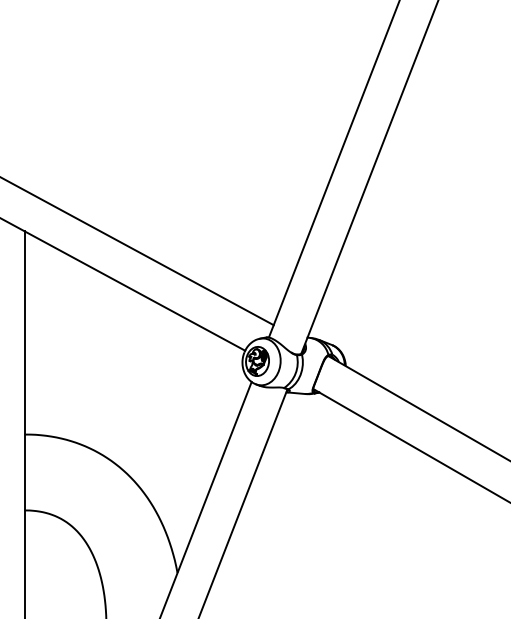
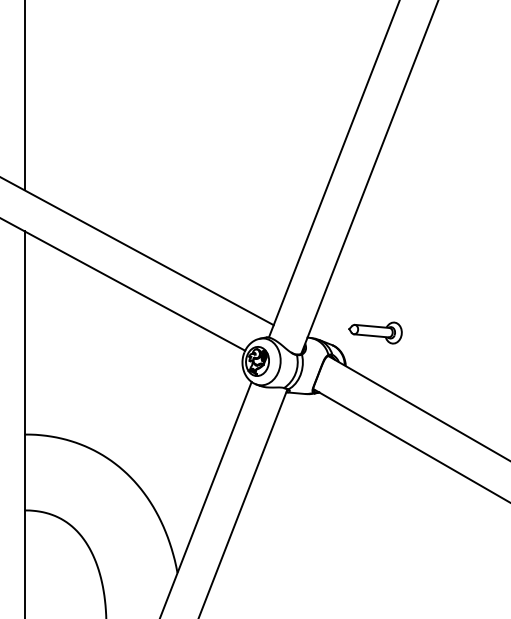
line: none -> present (24, 96)
part: none -> present (375, 332)
